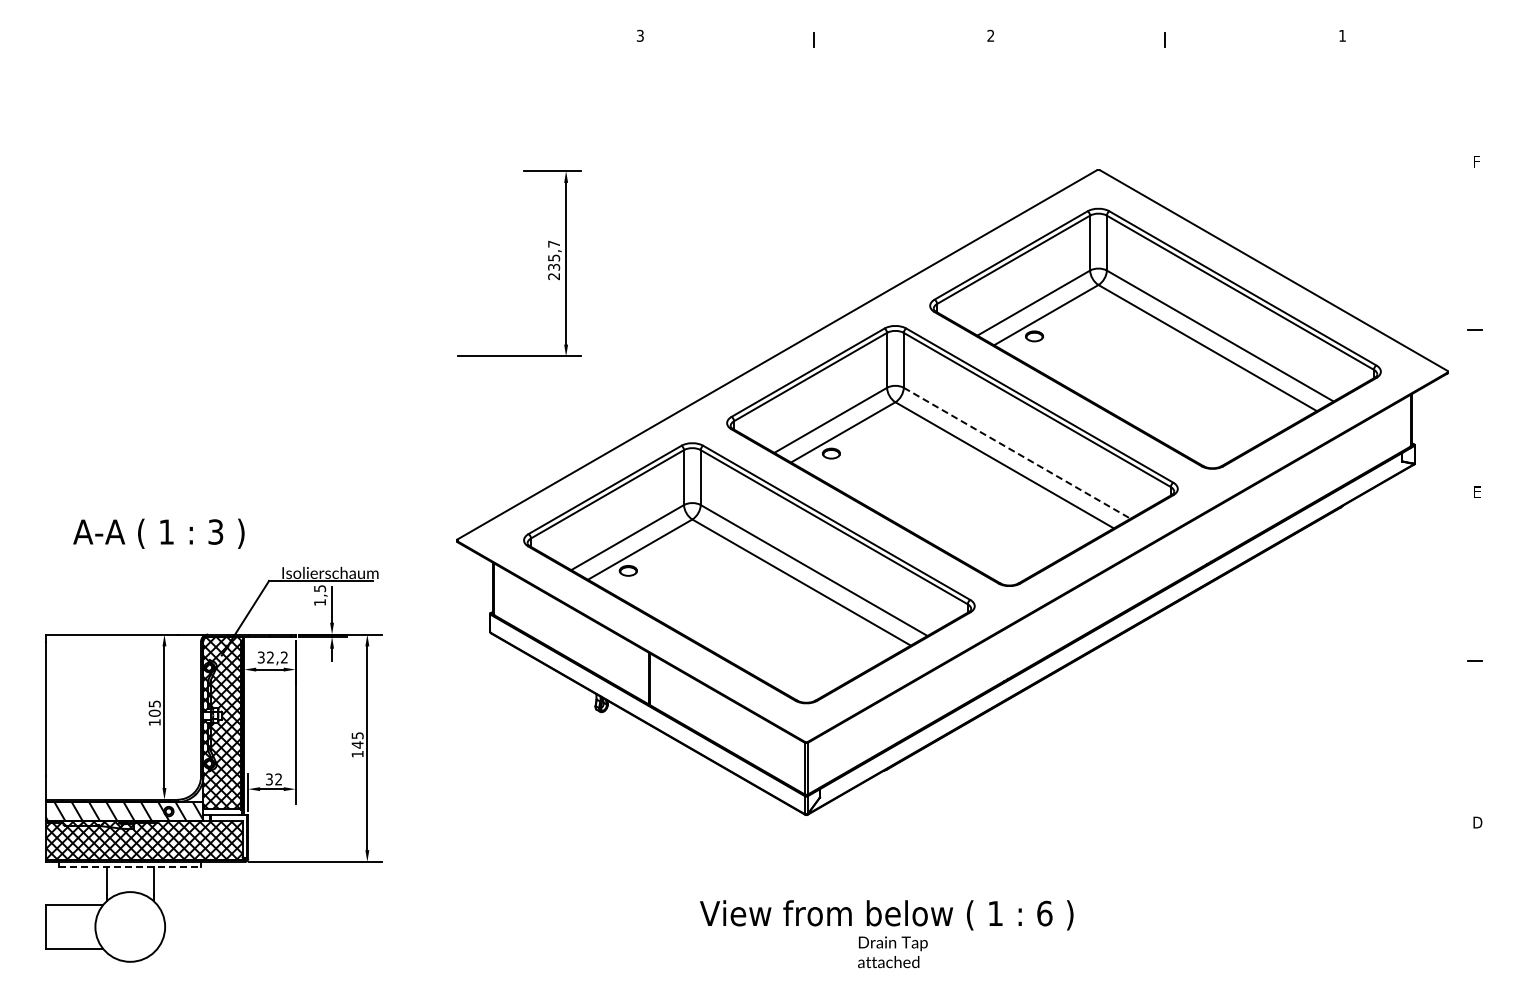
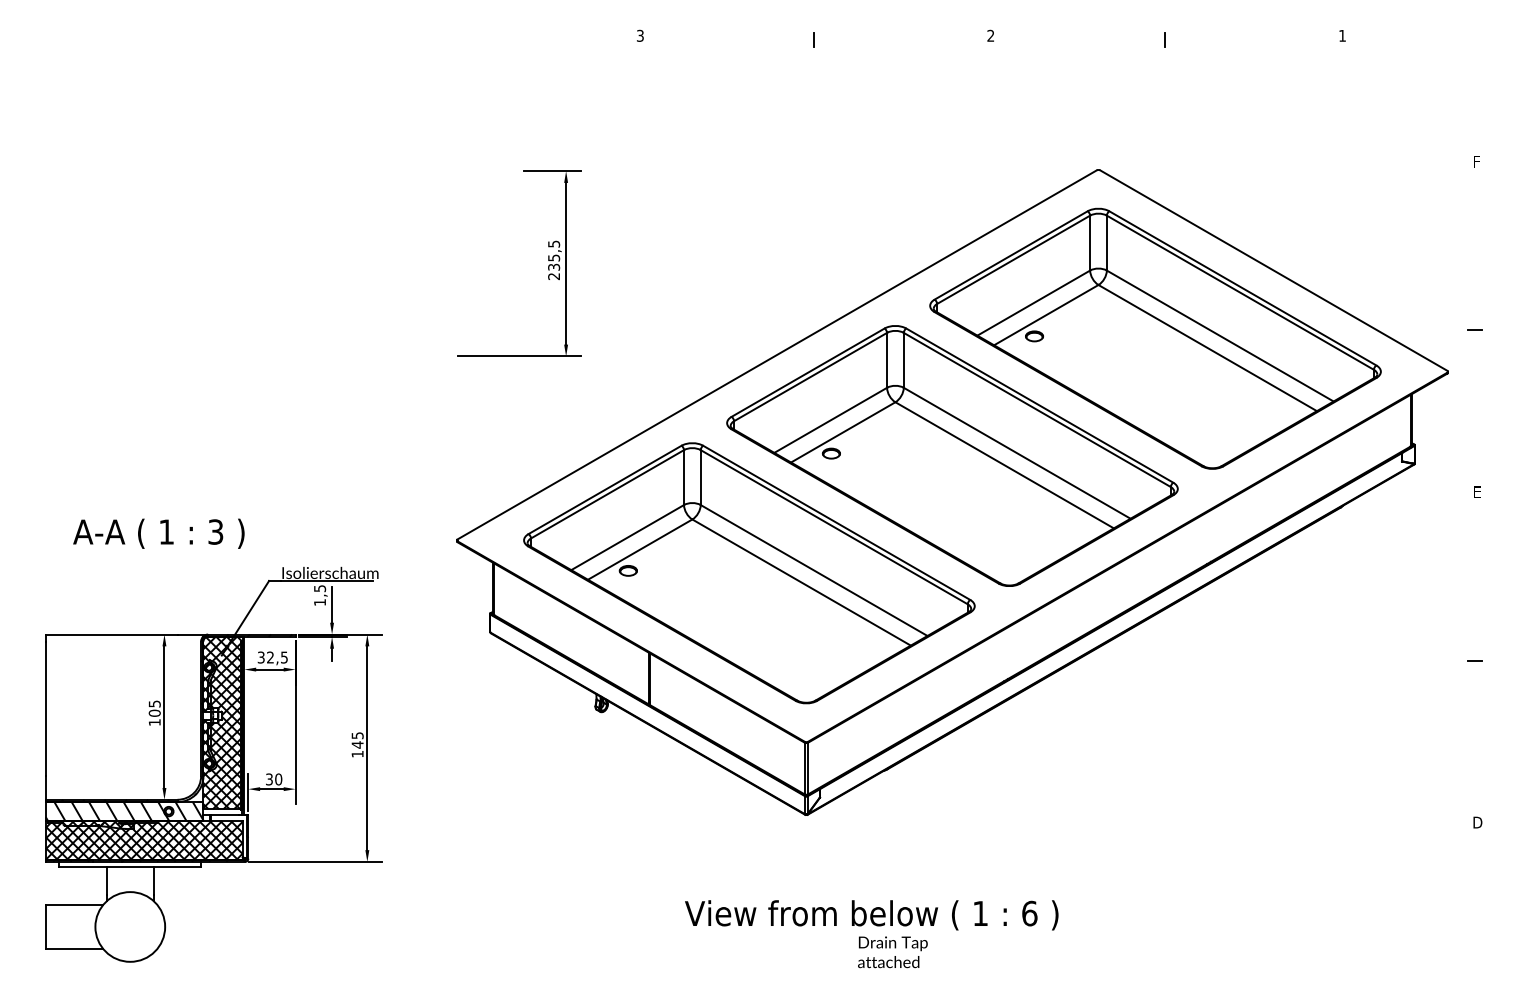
text: 235,7 -> 235,5 (554, 243)
line: dashed -> solid (1017, 453)
text: 32,2 -> 32,5 (284, 657)
text: 32 -> 30 (278, 779)
line: dashed -> solid (130, 866)
text position: (886, 915) -> (871, 915) (871, 915)
